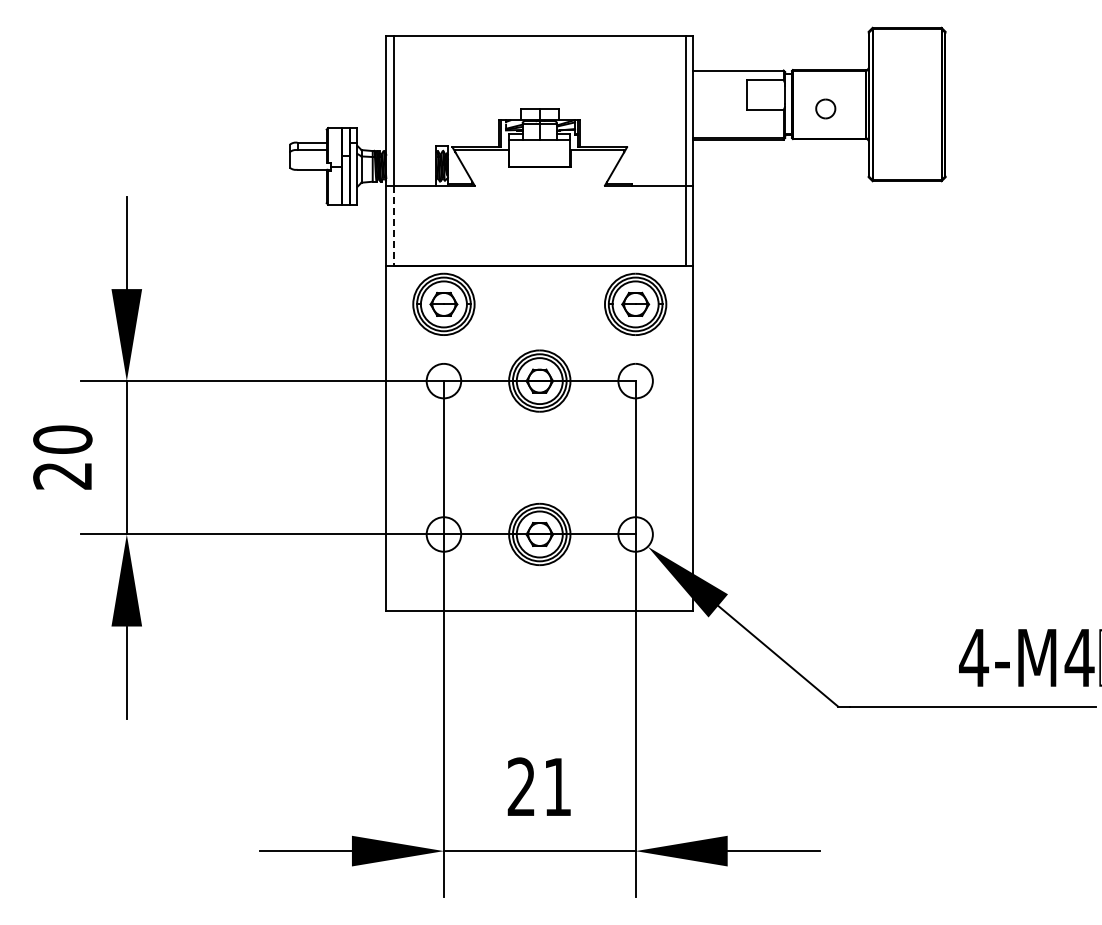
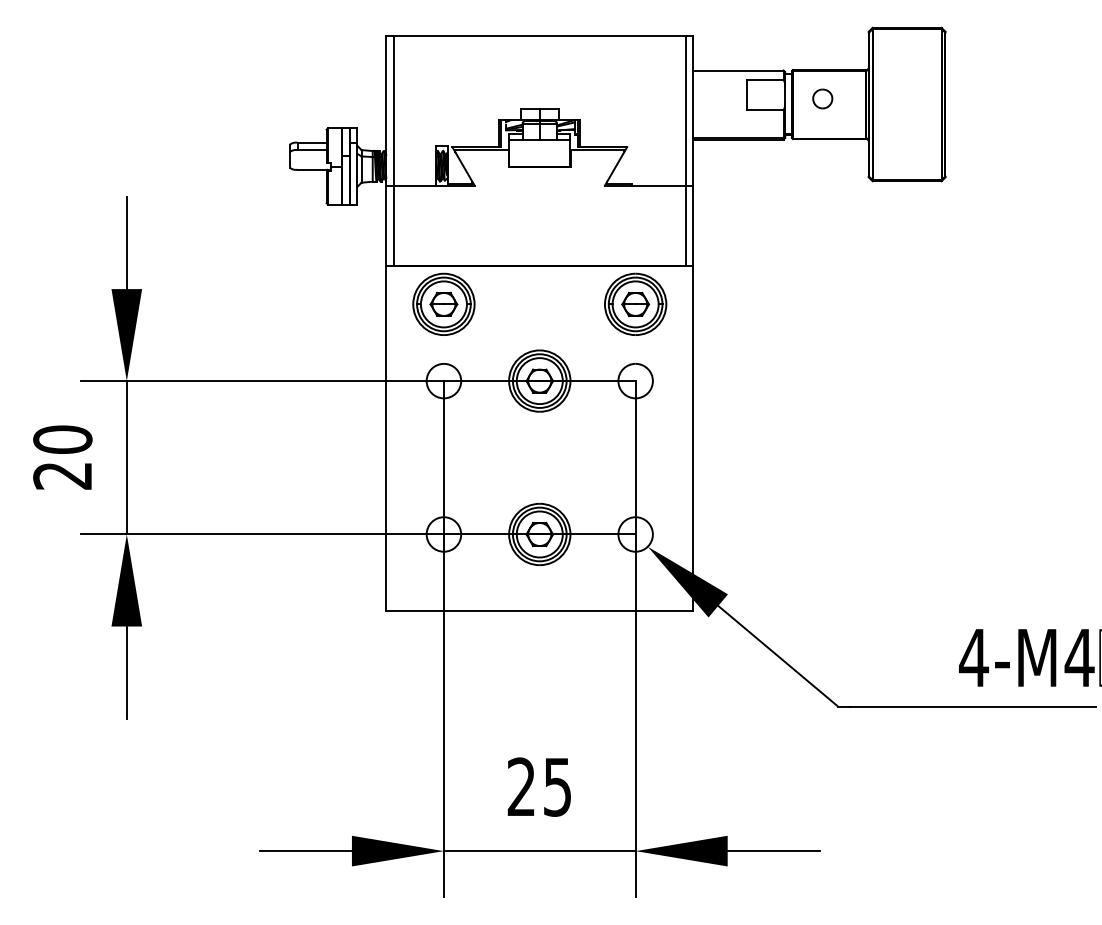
part position: (825, 108) -> (822, 98) (822, 98)
line: dashed -> solid (394, 226)
text: 21 -> 25 (557, 787)
